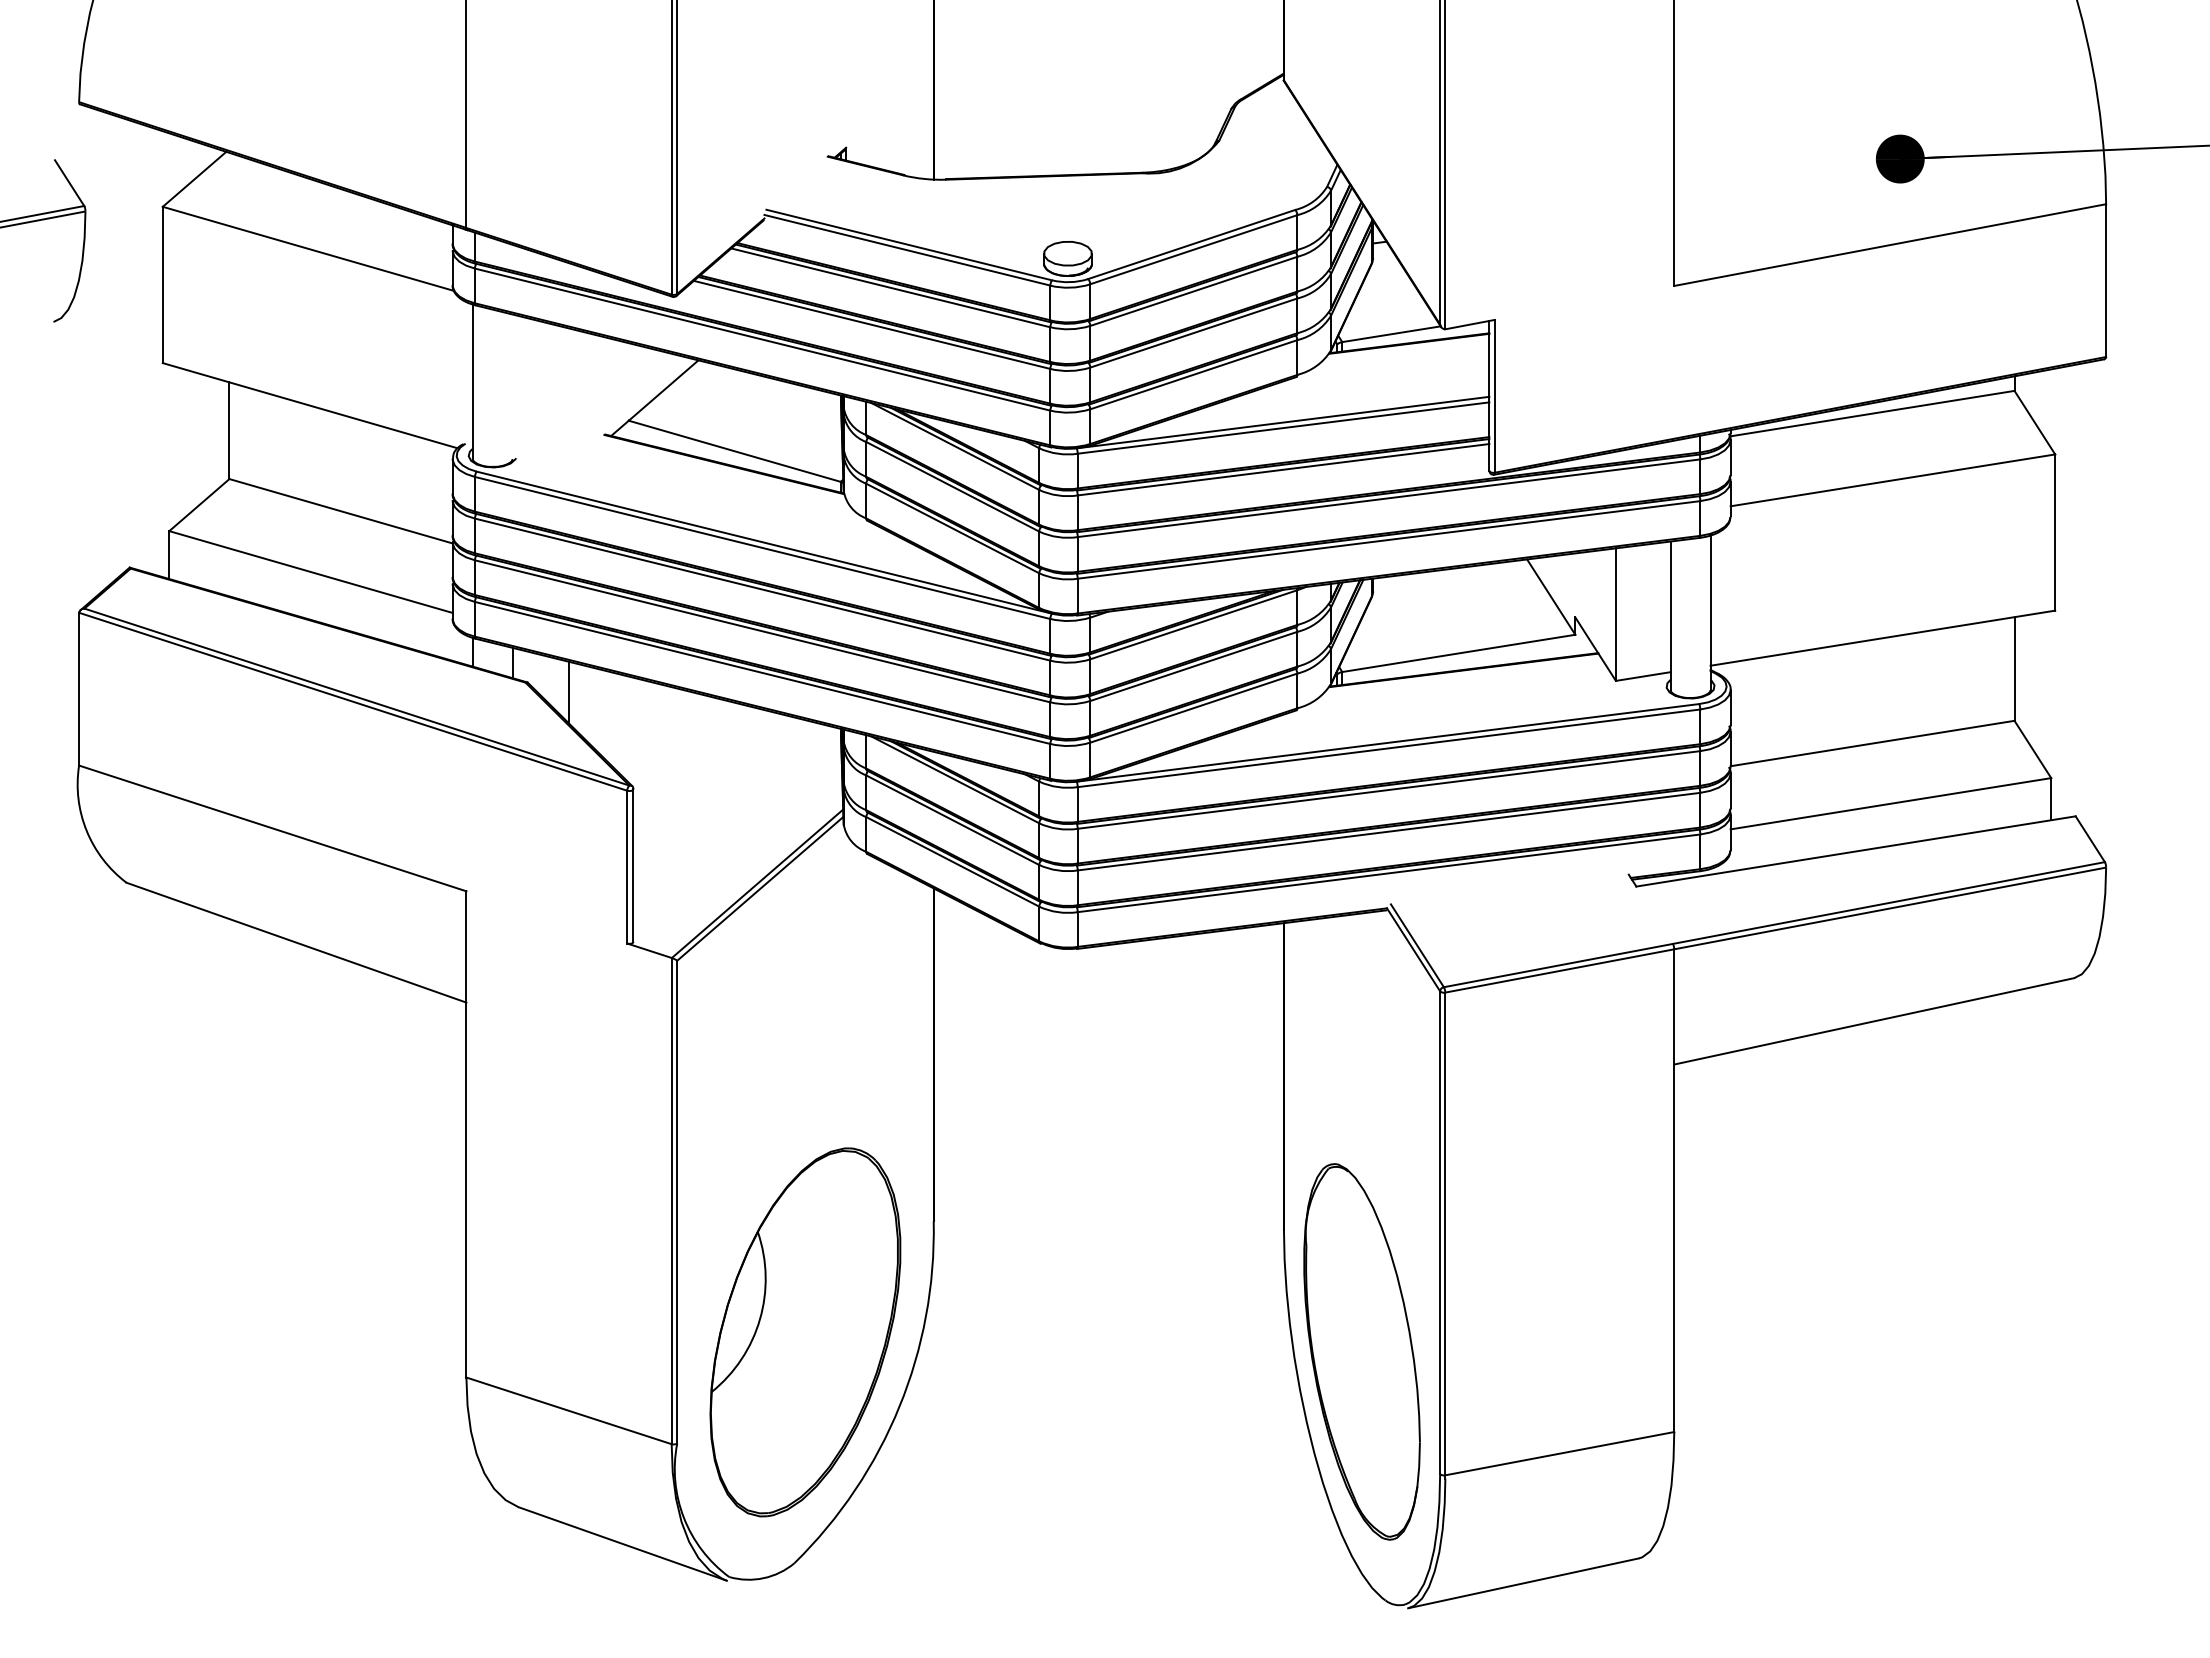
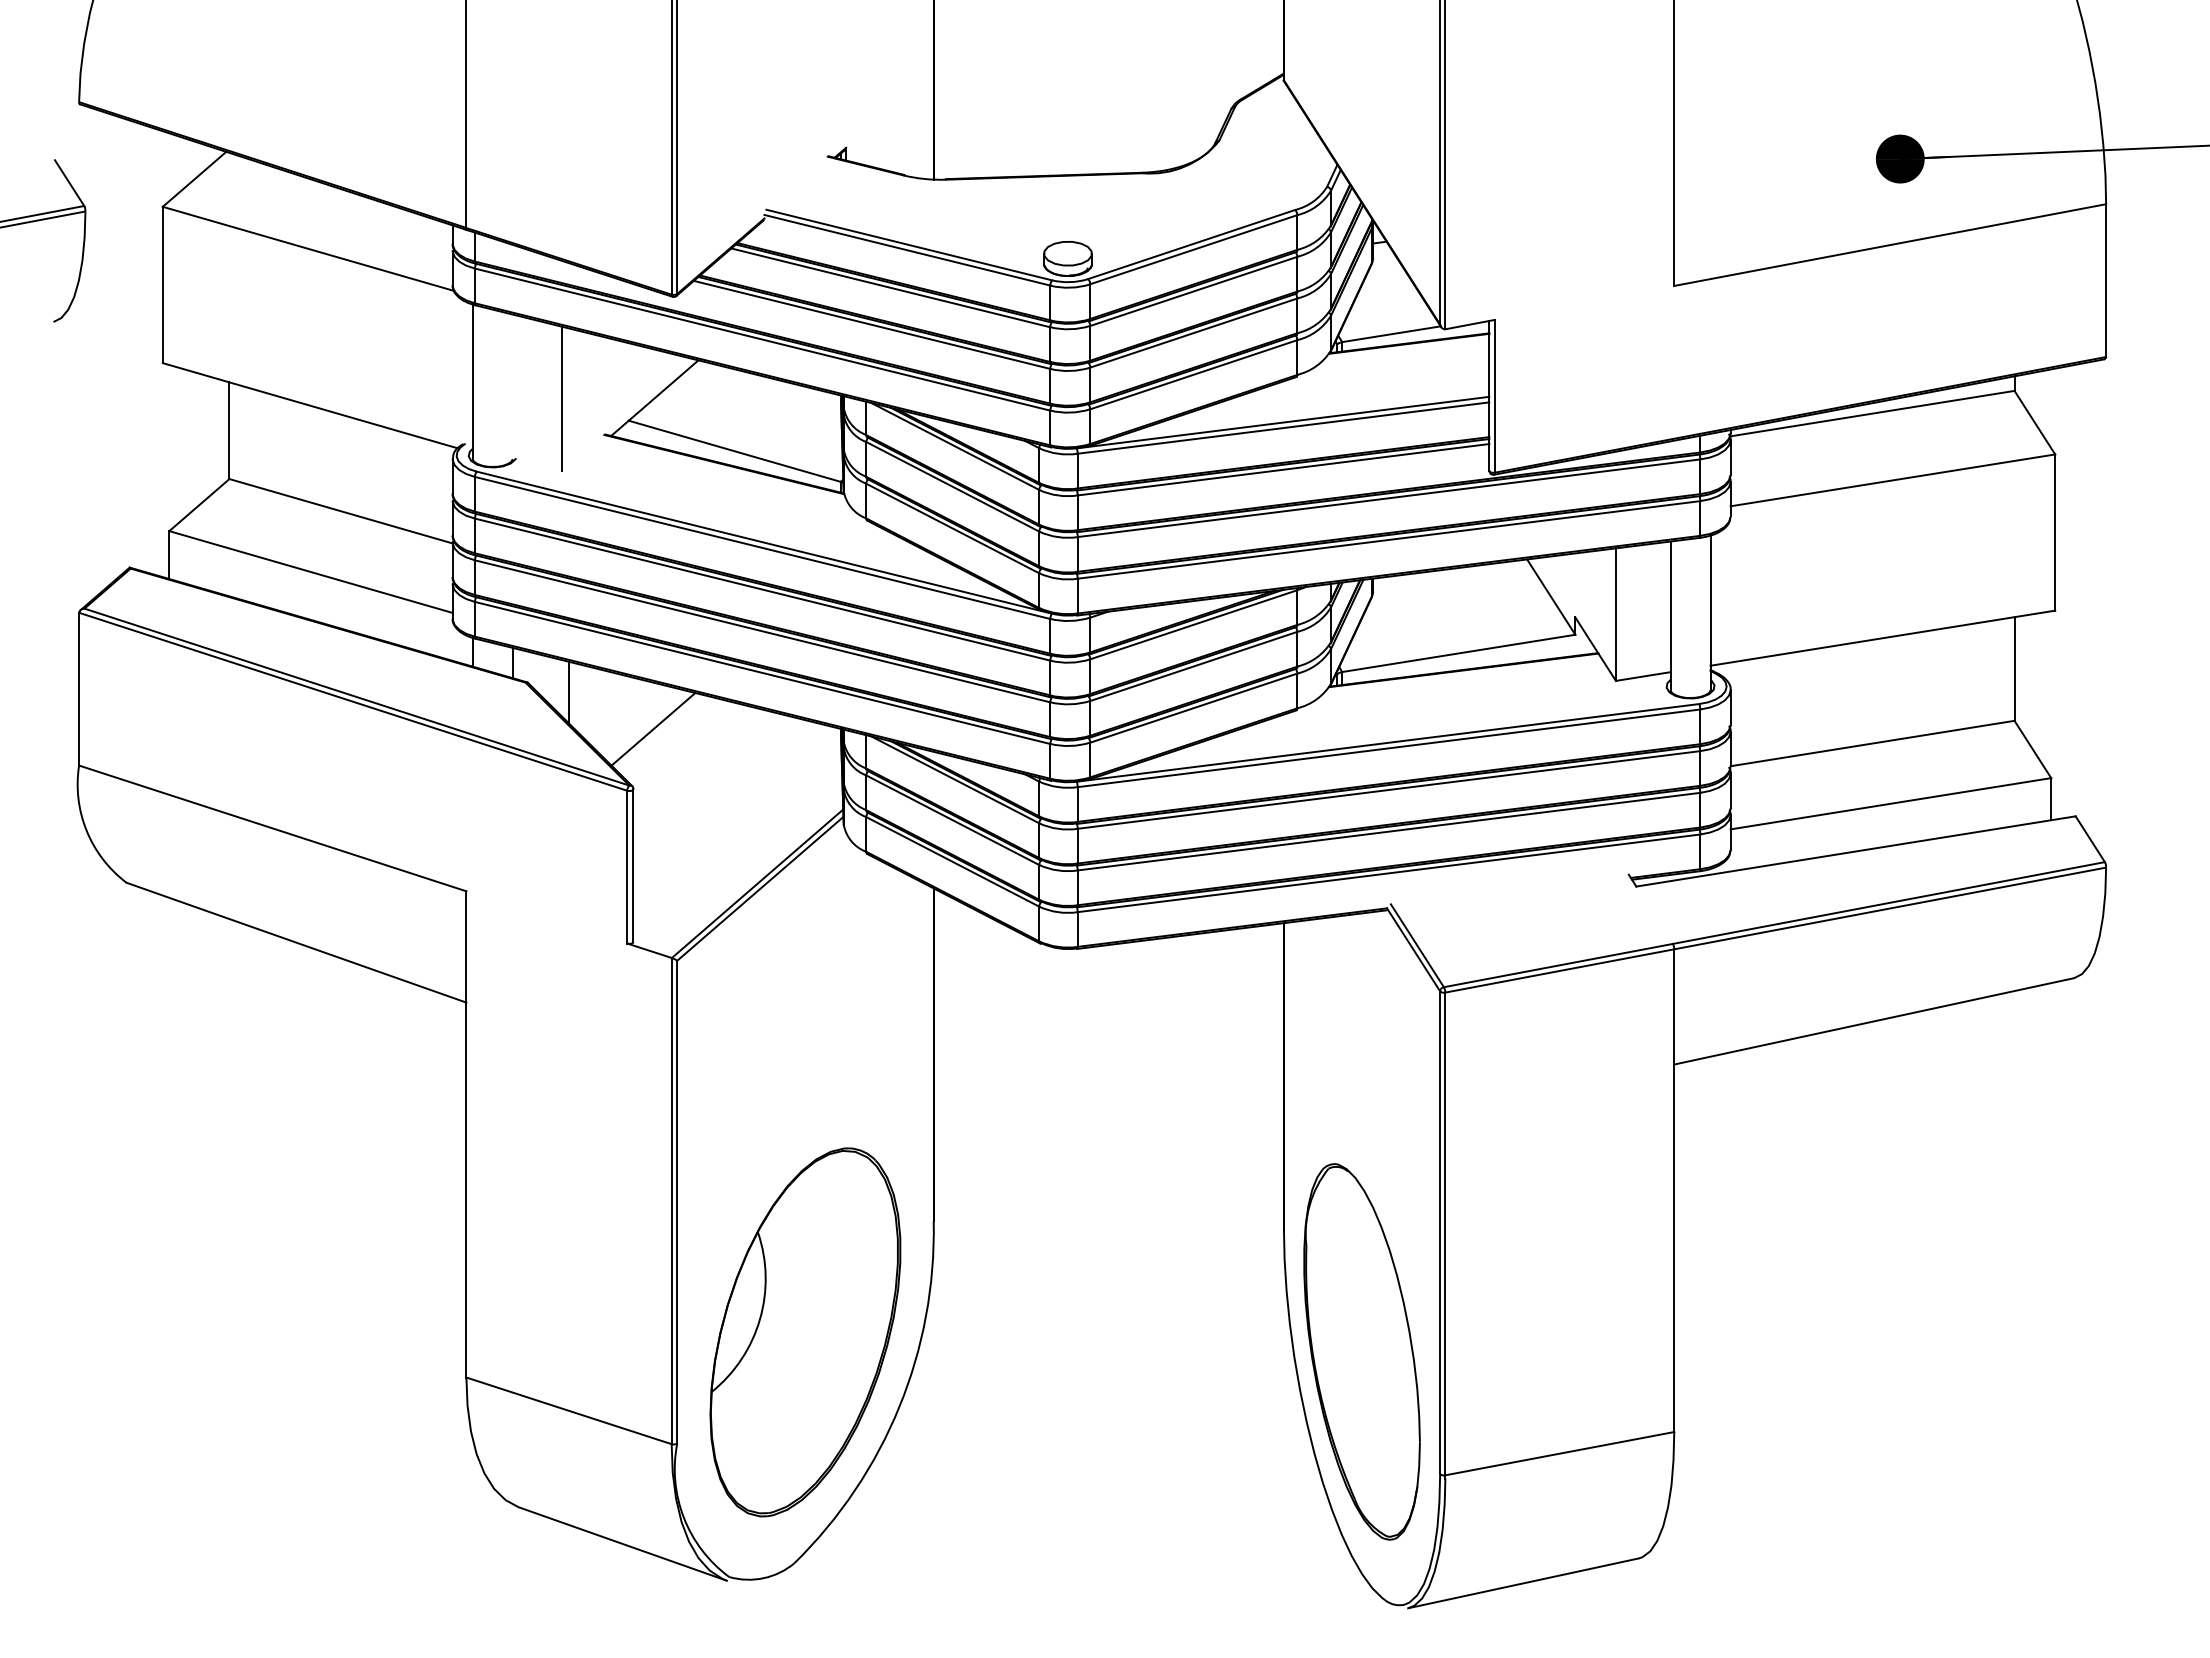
line: none -> present (562, 398)
line: none -> present (653, 728)
